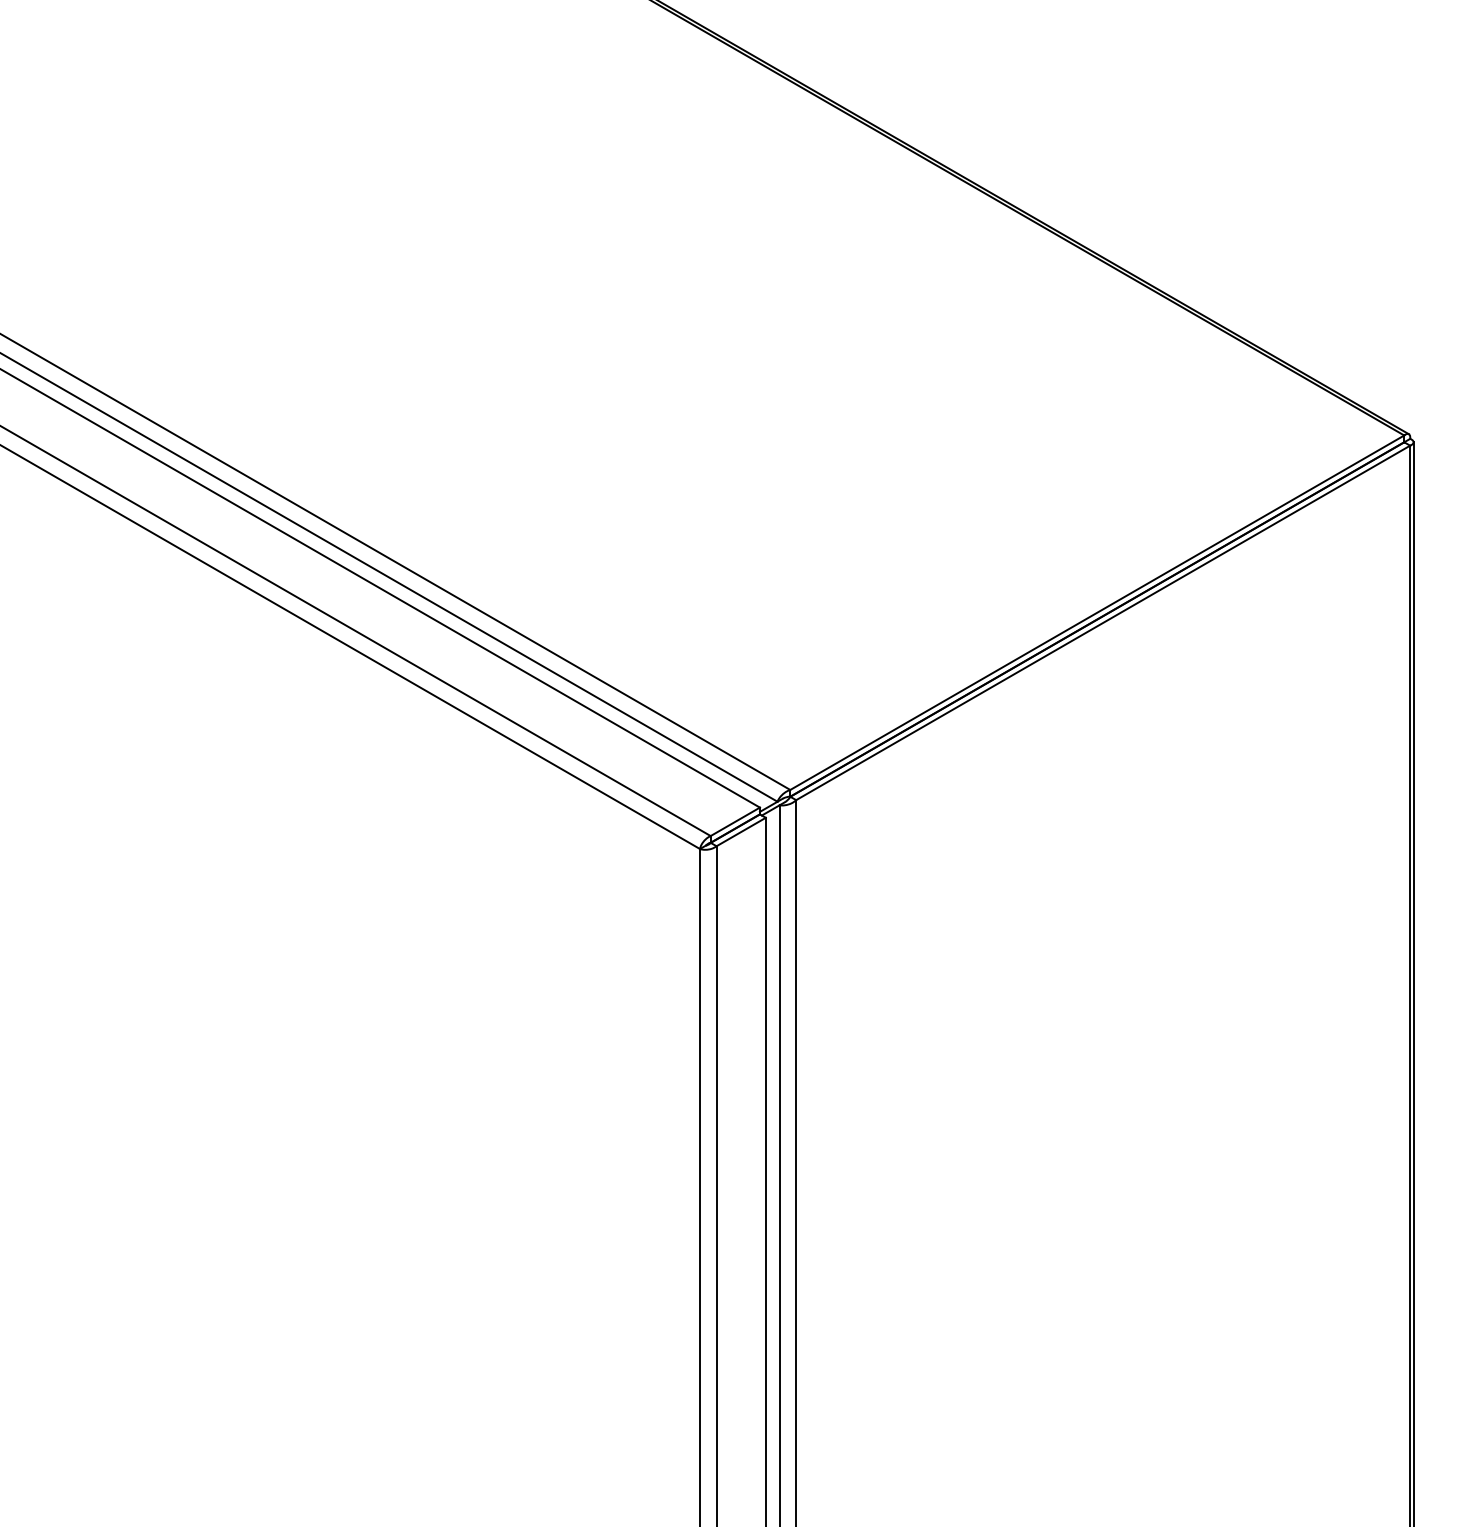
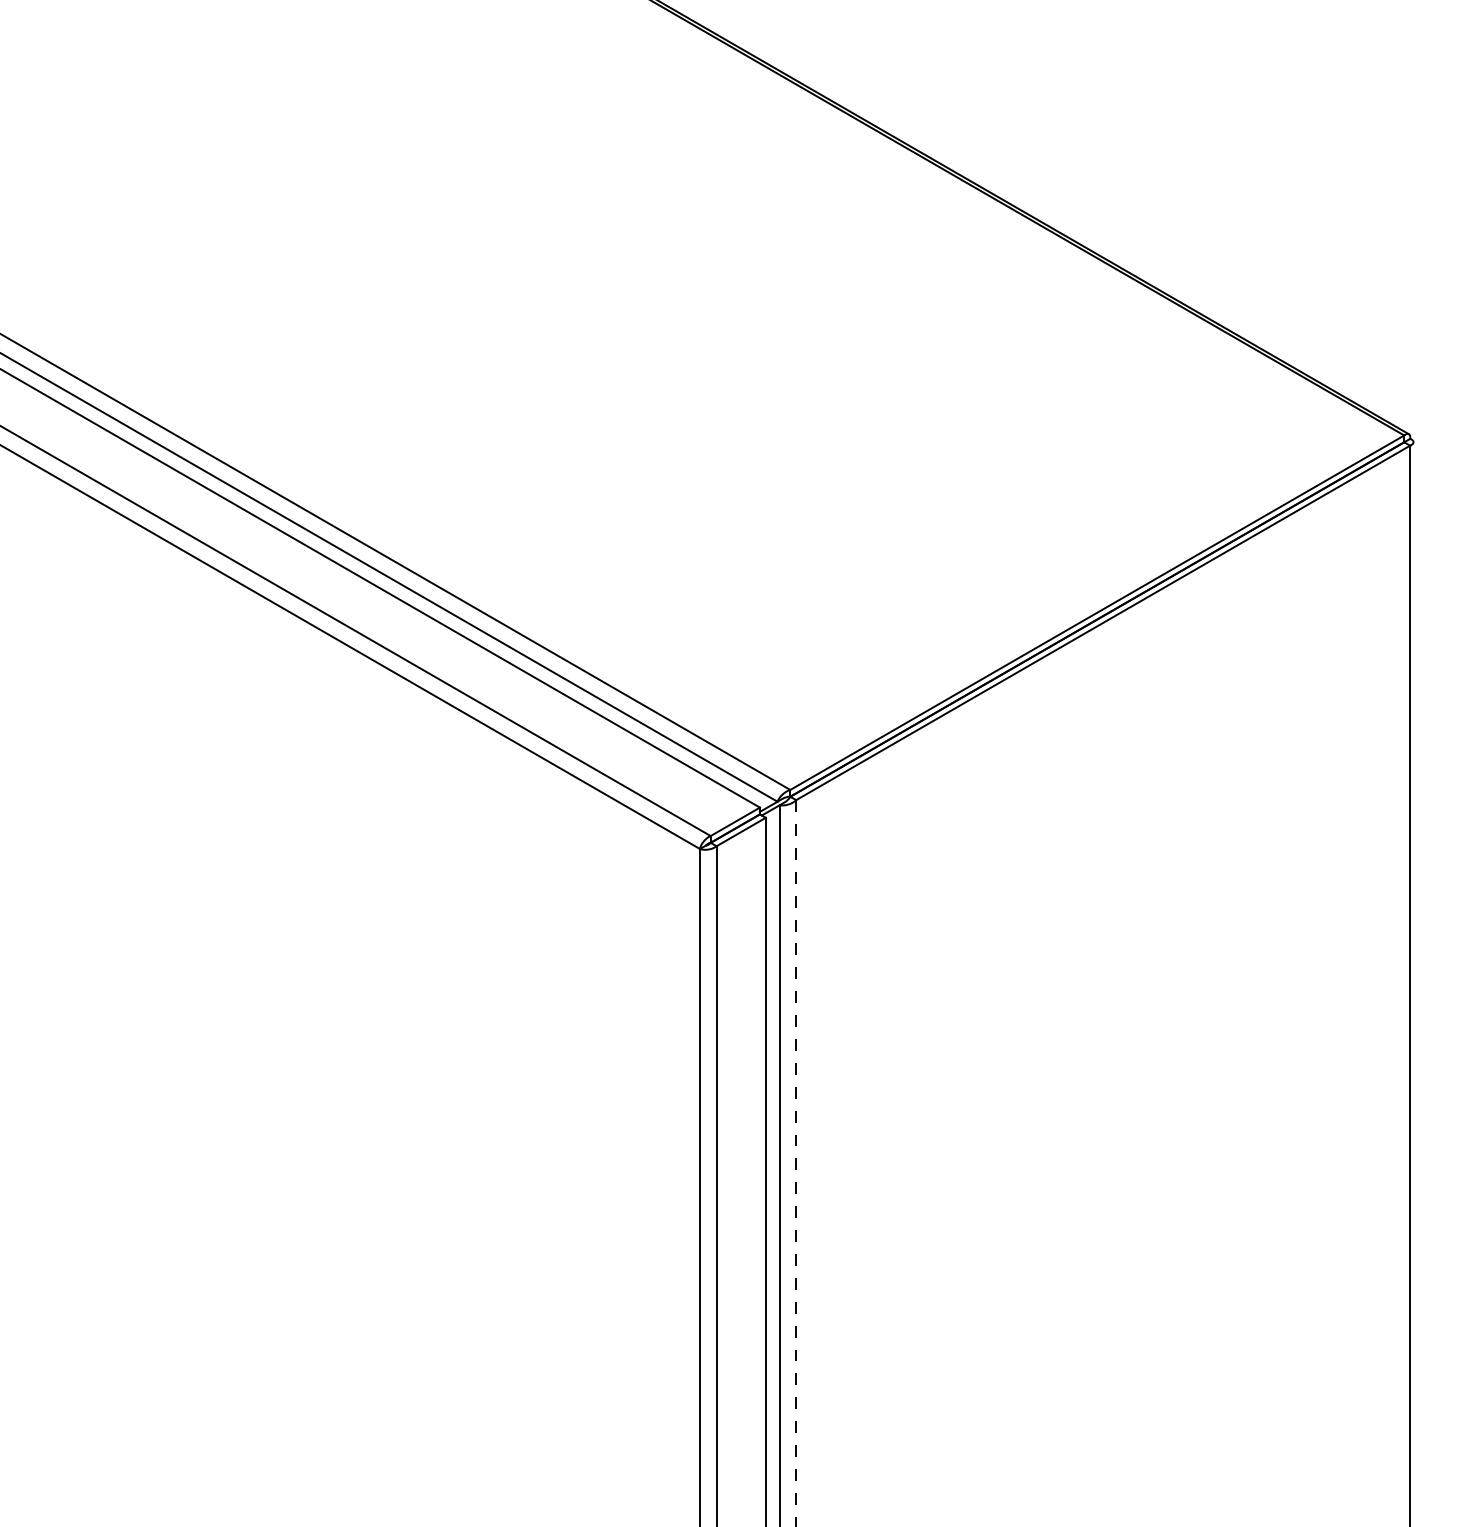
line: present -> none (1413, 982)
line: solid -> dashed (796, 1163)
